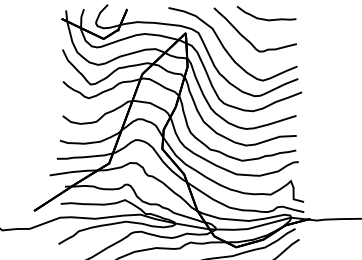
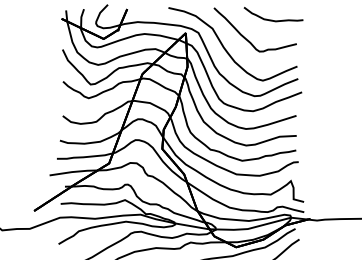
part position: (266, 13) -> (273, 14) (273, 14)
